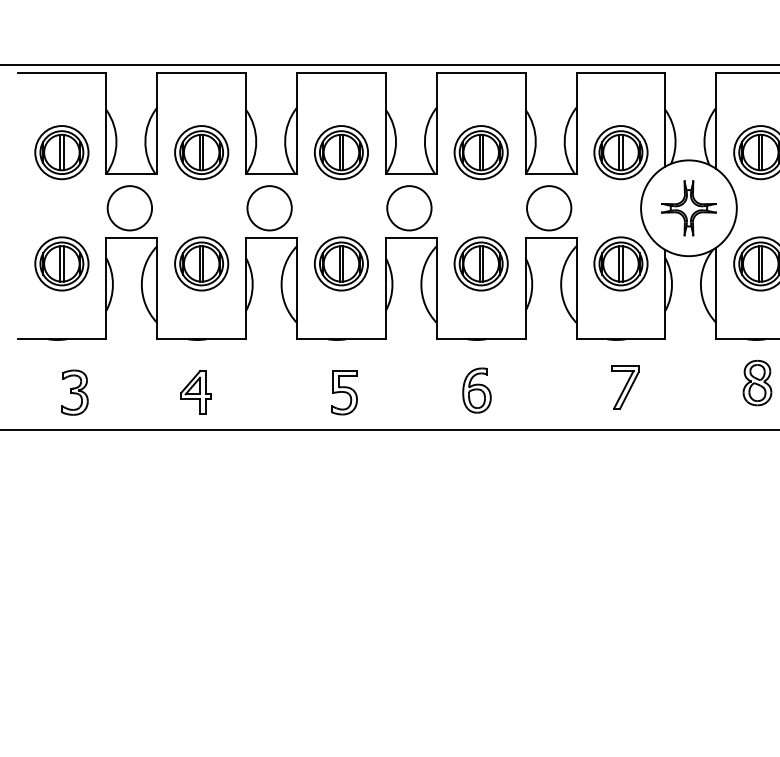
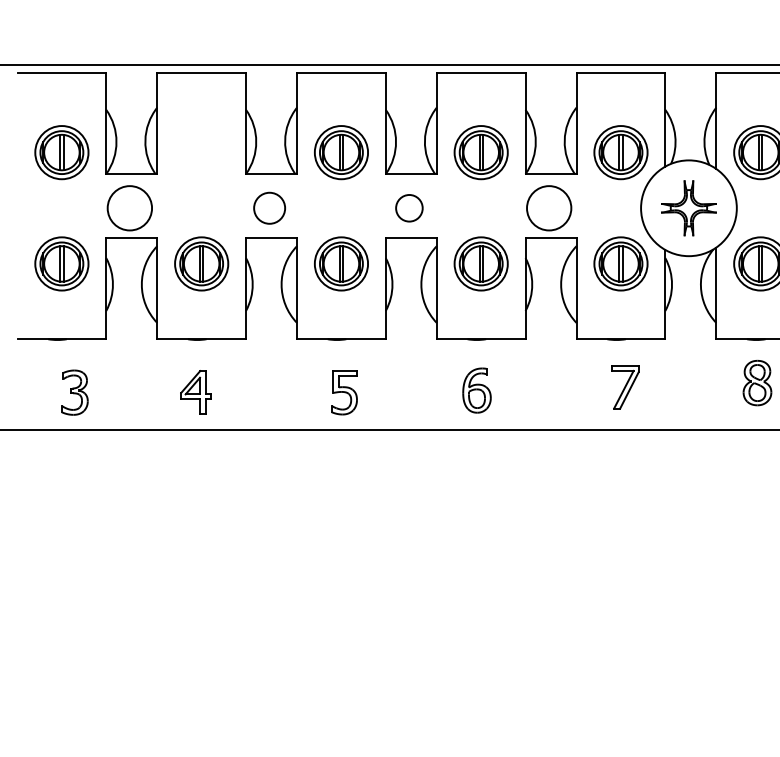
part: present -> none (201, 152)
circle diameter: 44 px -> 31 px (269, 207)
circle diameter: 44 px -> 27 px (409, 207)
